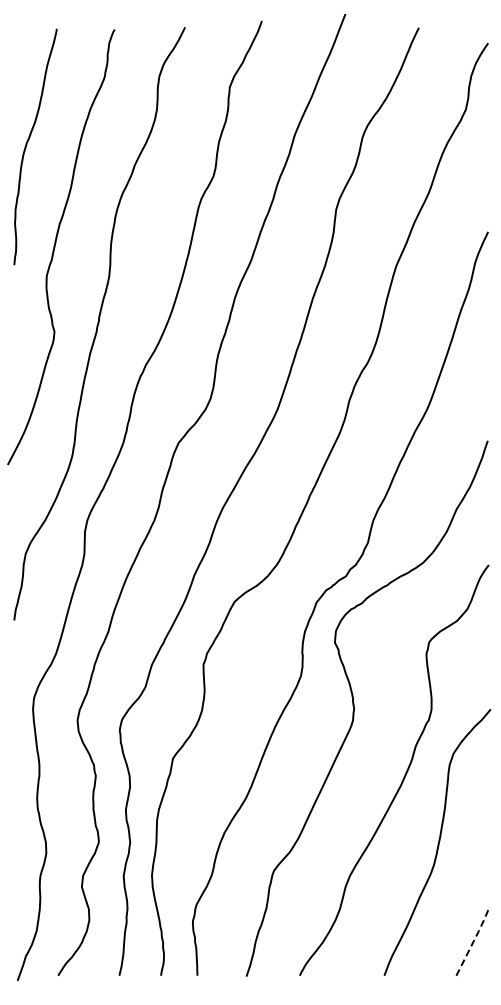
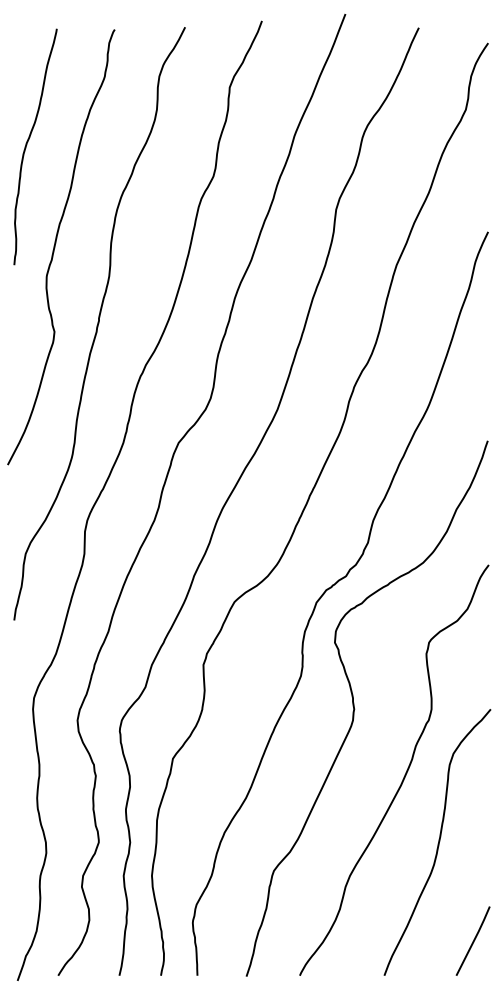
line: dashed -> solid (474, 940)
